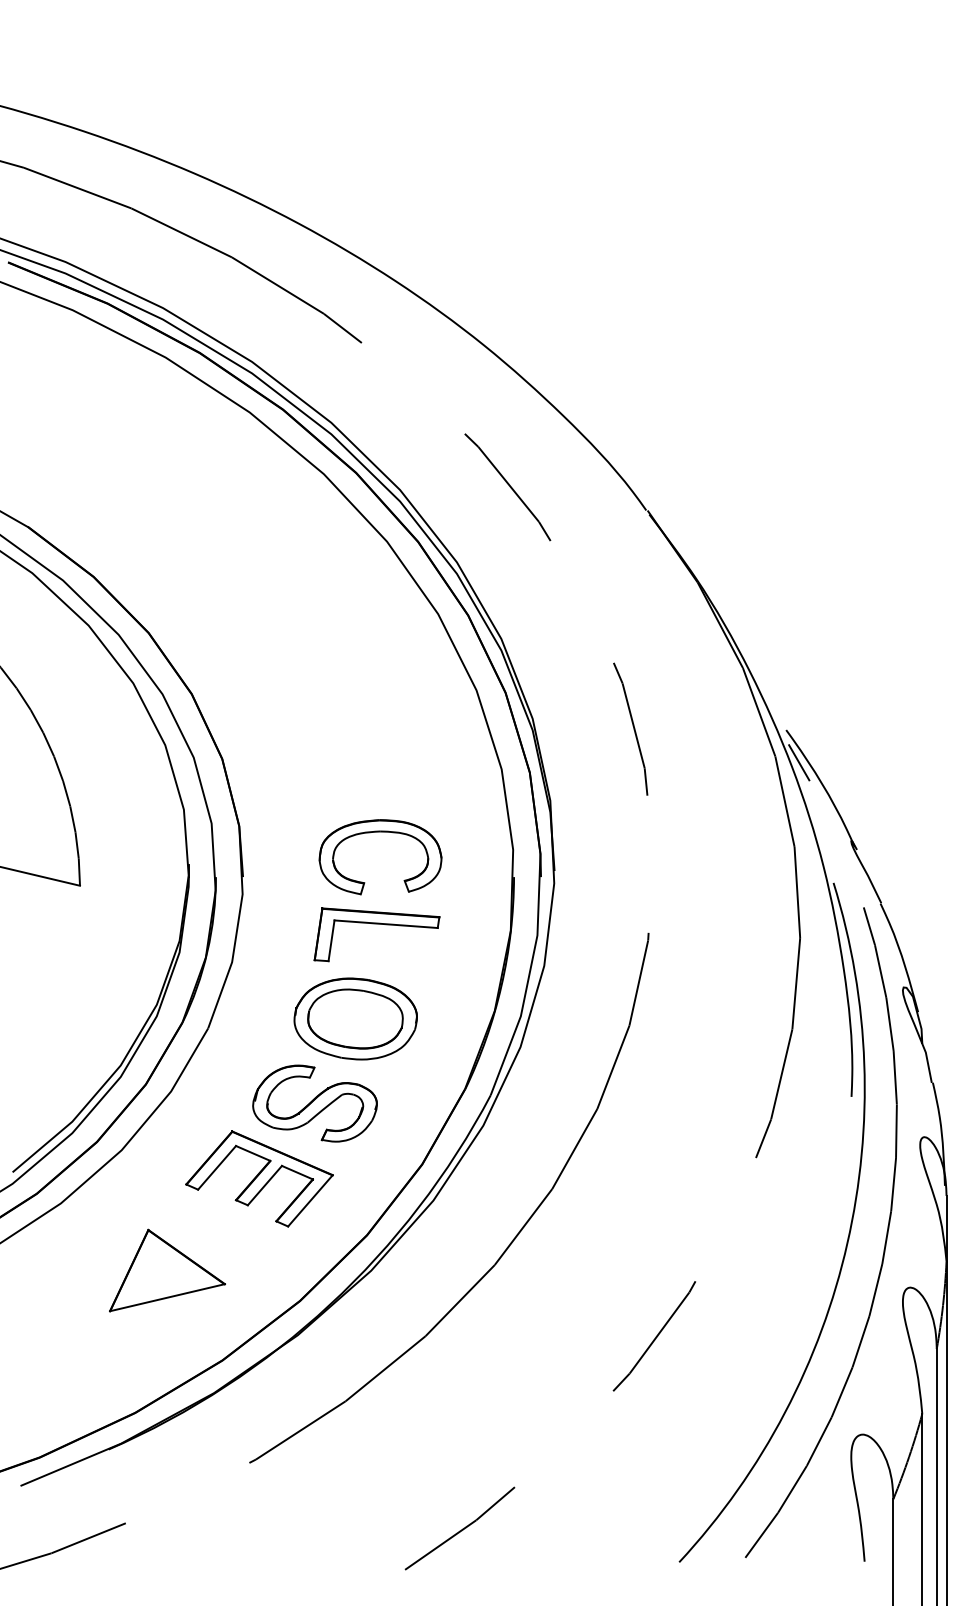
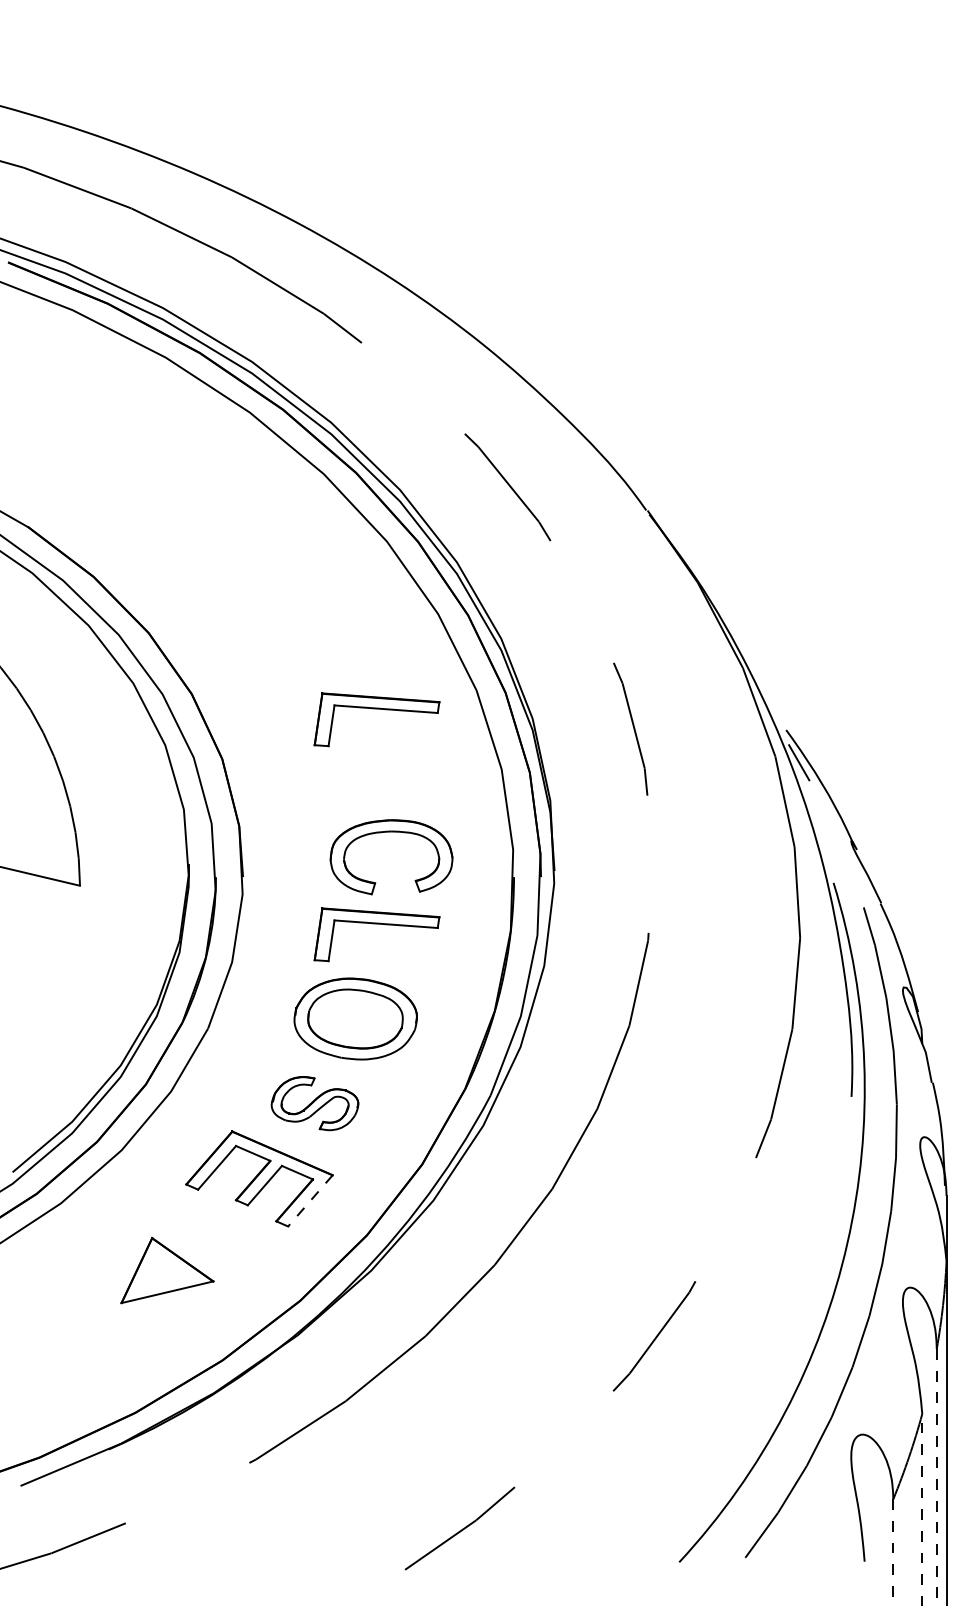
part: none -> present (376, 709)
part position: (380, 832) -> (391, 832) (391, 832)
part size: 126x79 px -> 90x56 px (314, 1103)
line: solid -> dashed (310, 1201)
part size: 117x85 px -> 95x68 px (167, 1270)
line: solid -> dashed (936, 1477)
line: solid -> dashed (922, 1509)
line: solid -> dashed (893, 1552)
